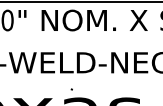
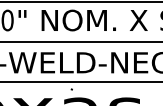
line: none -> present (80, 42)
line: none -> present (80, 82)
